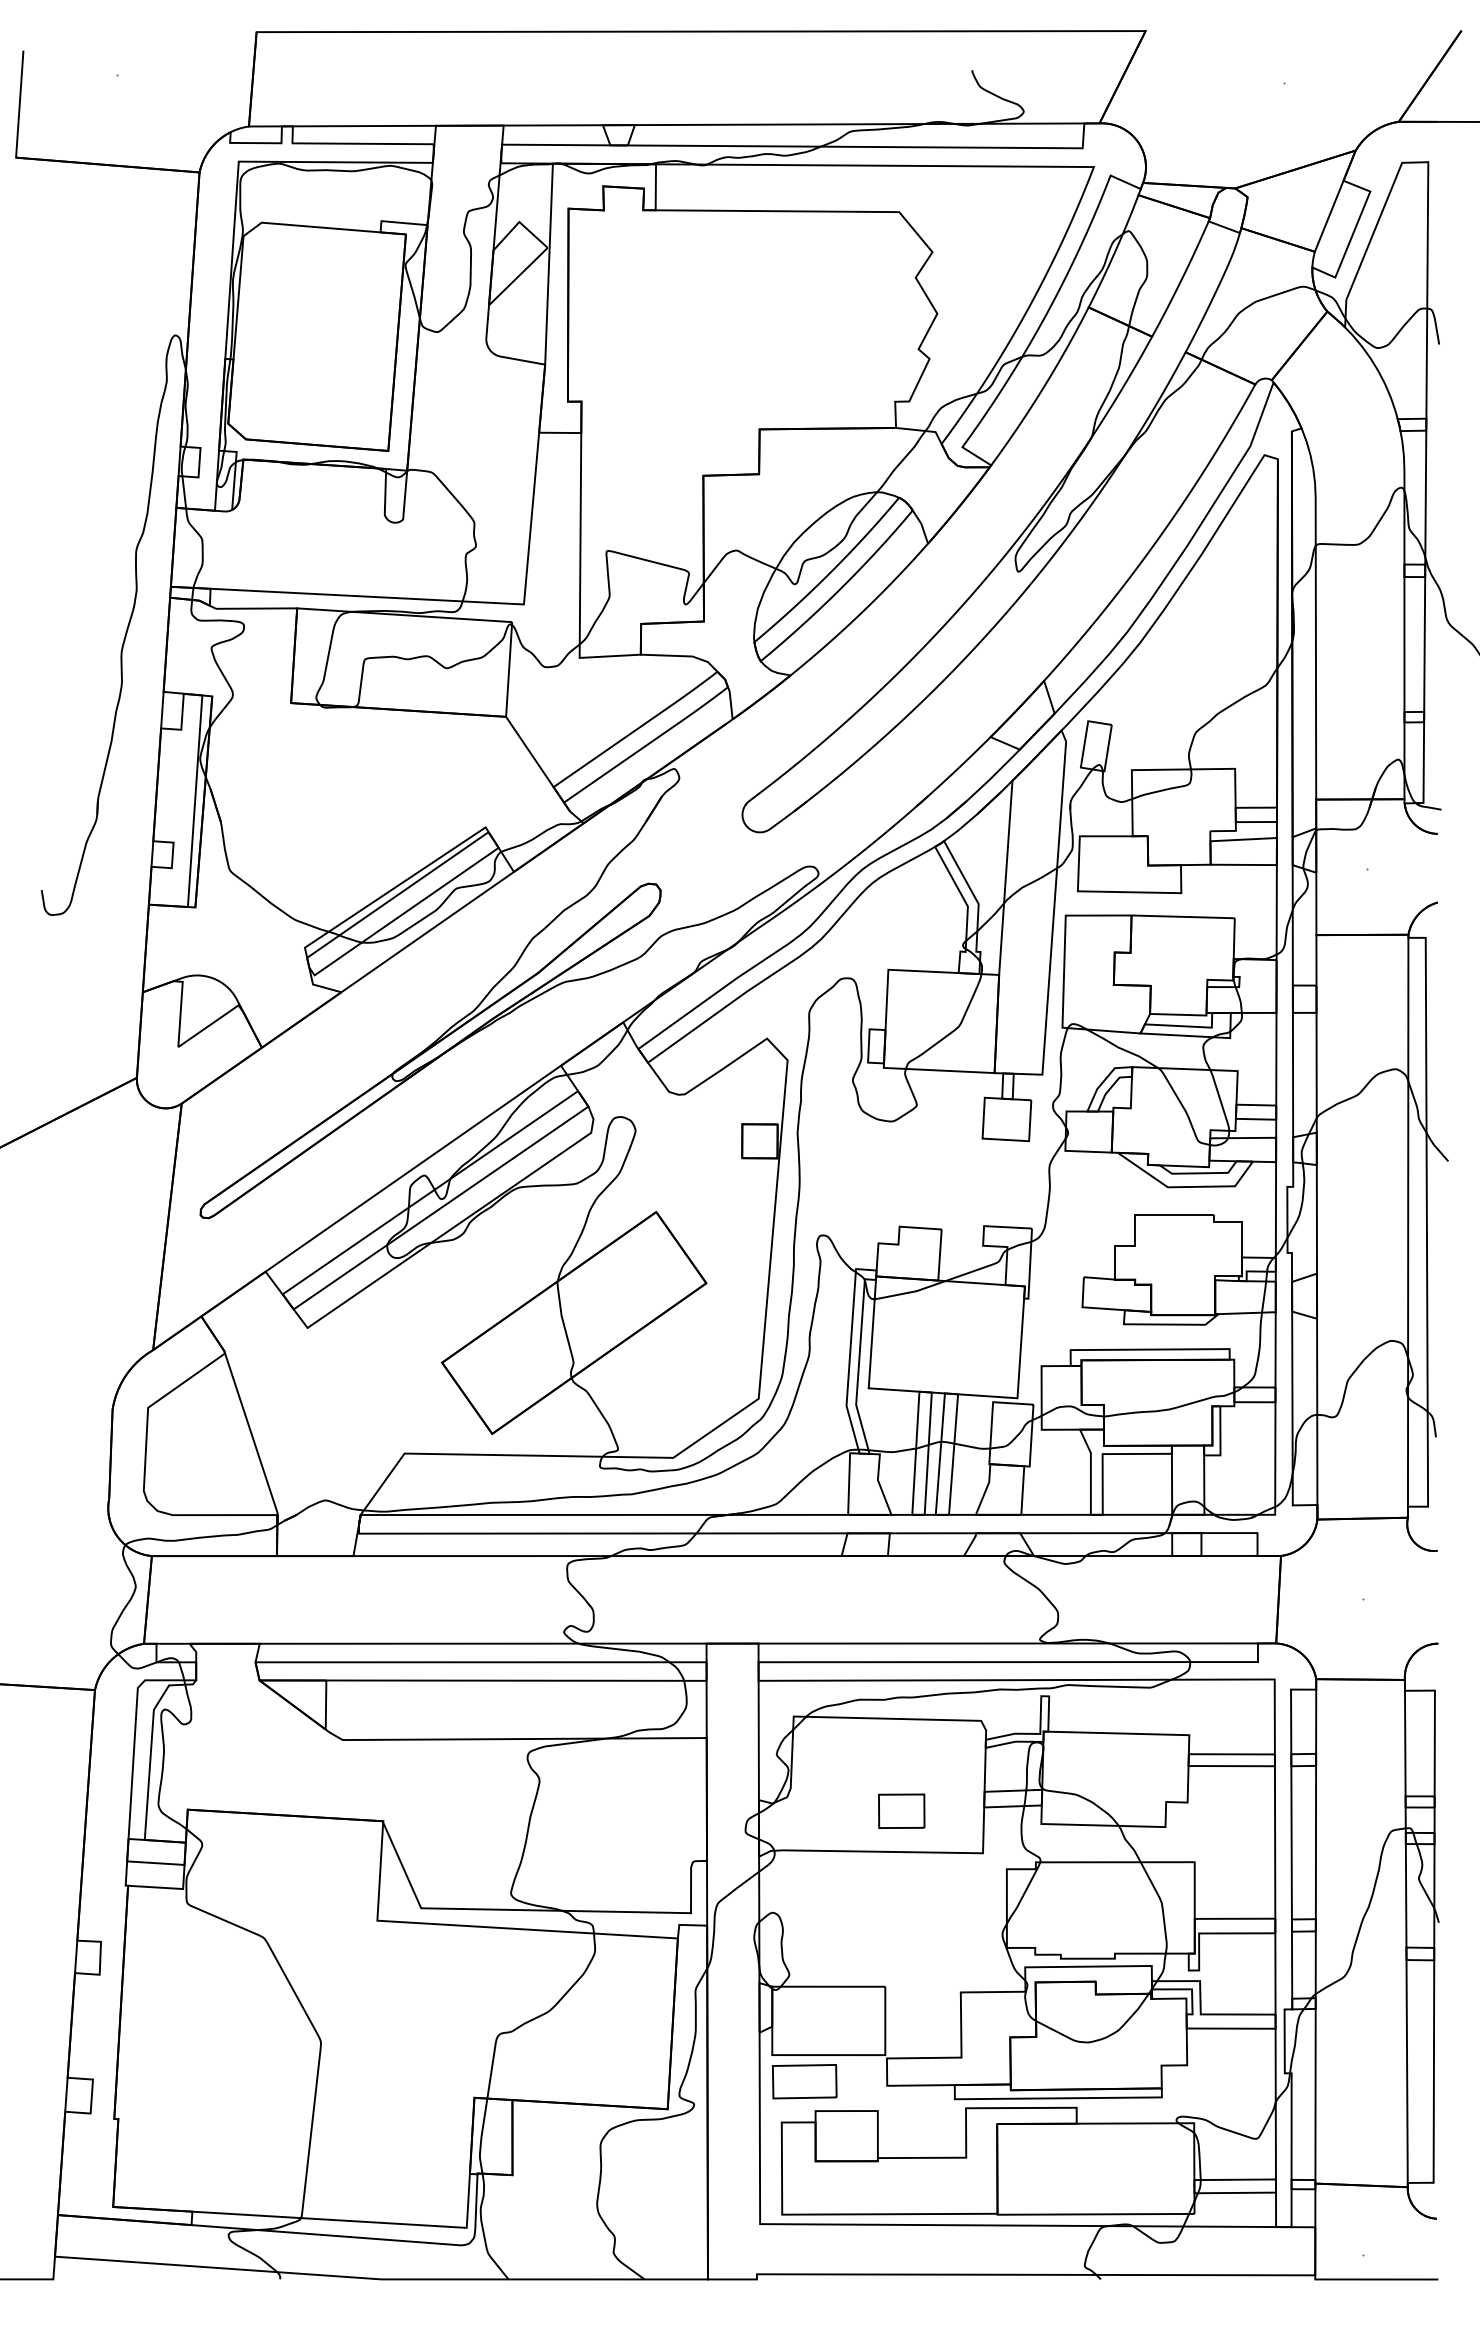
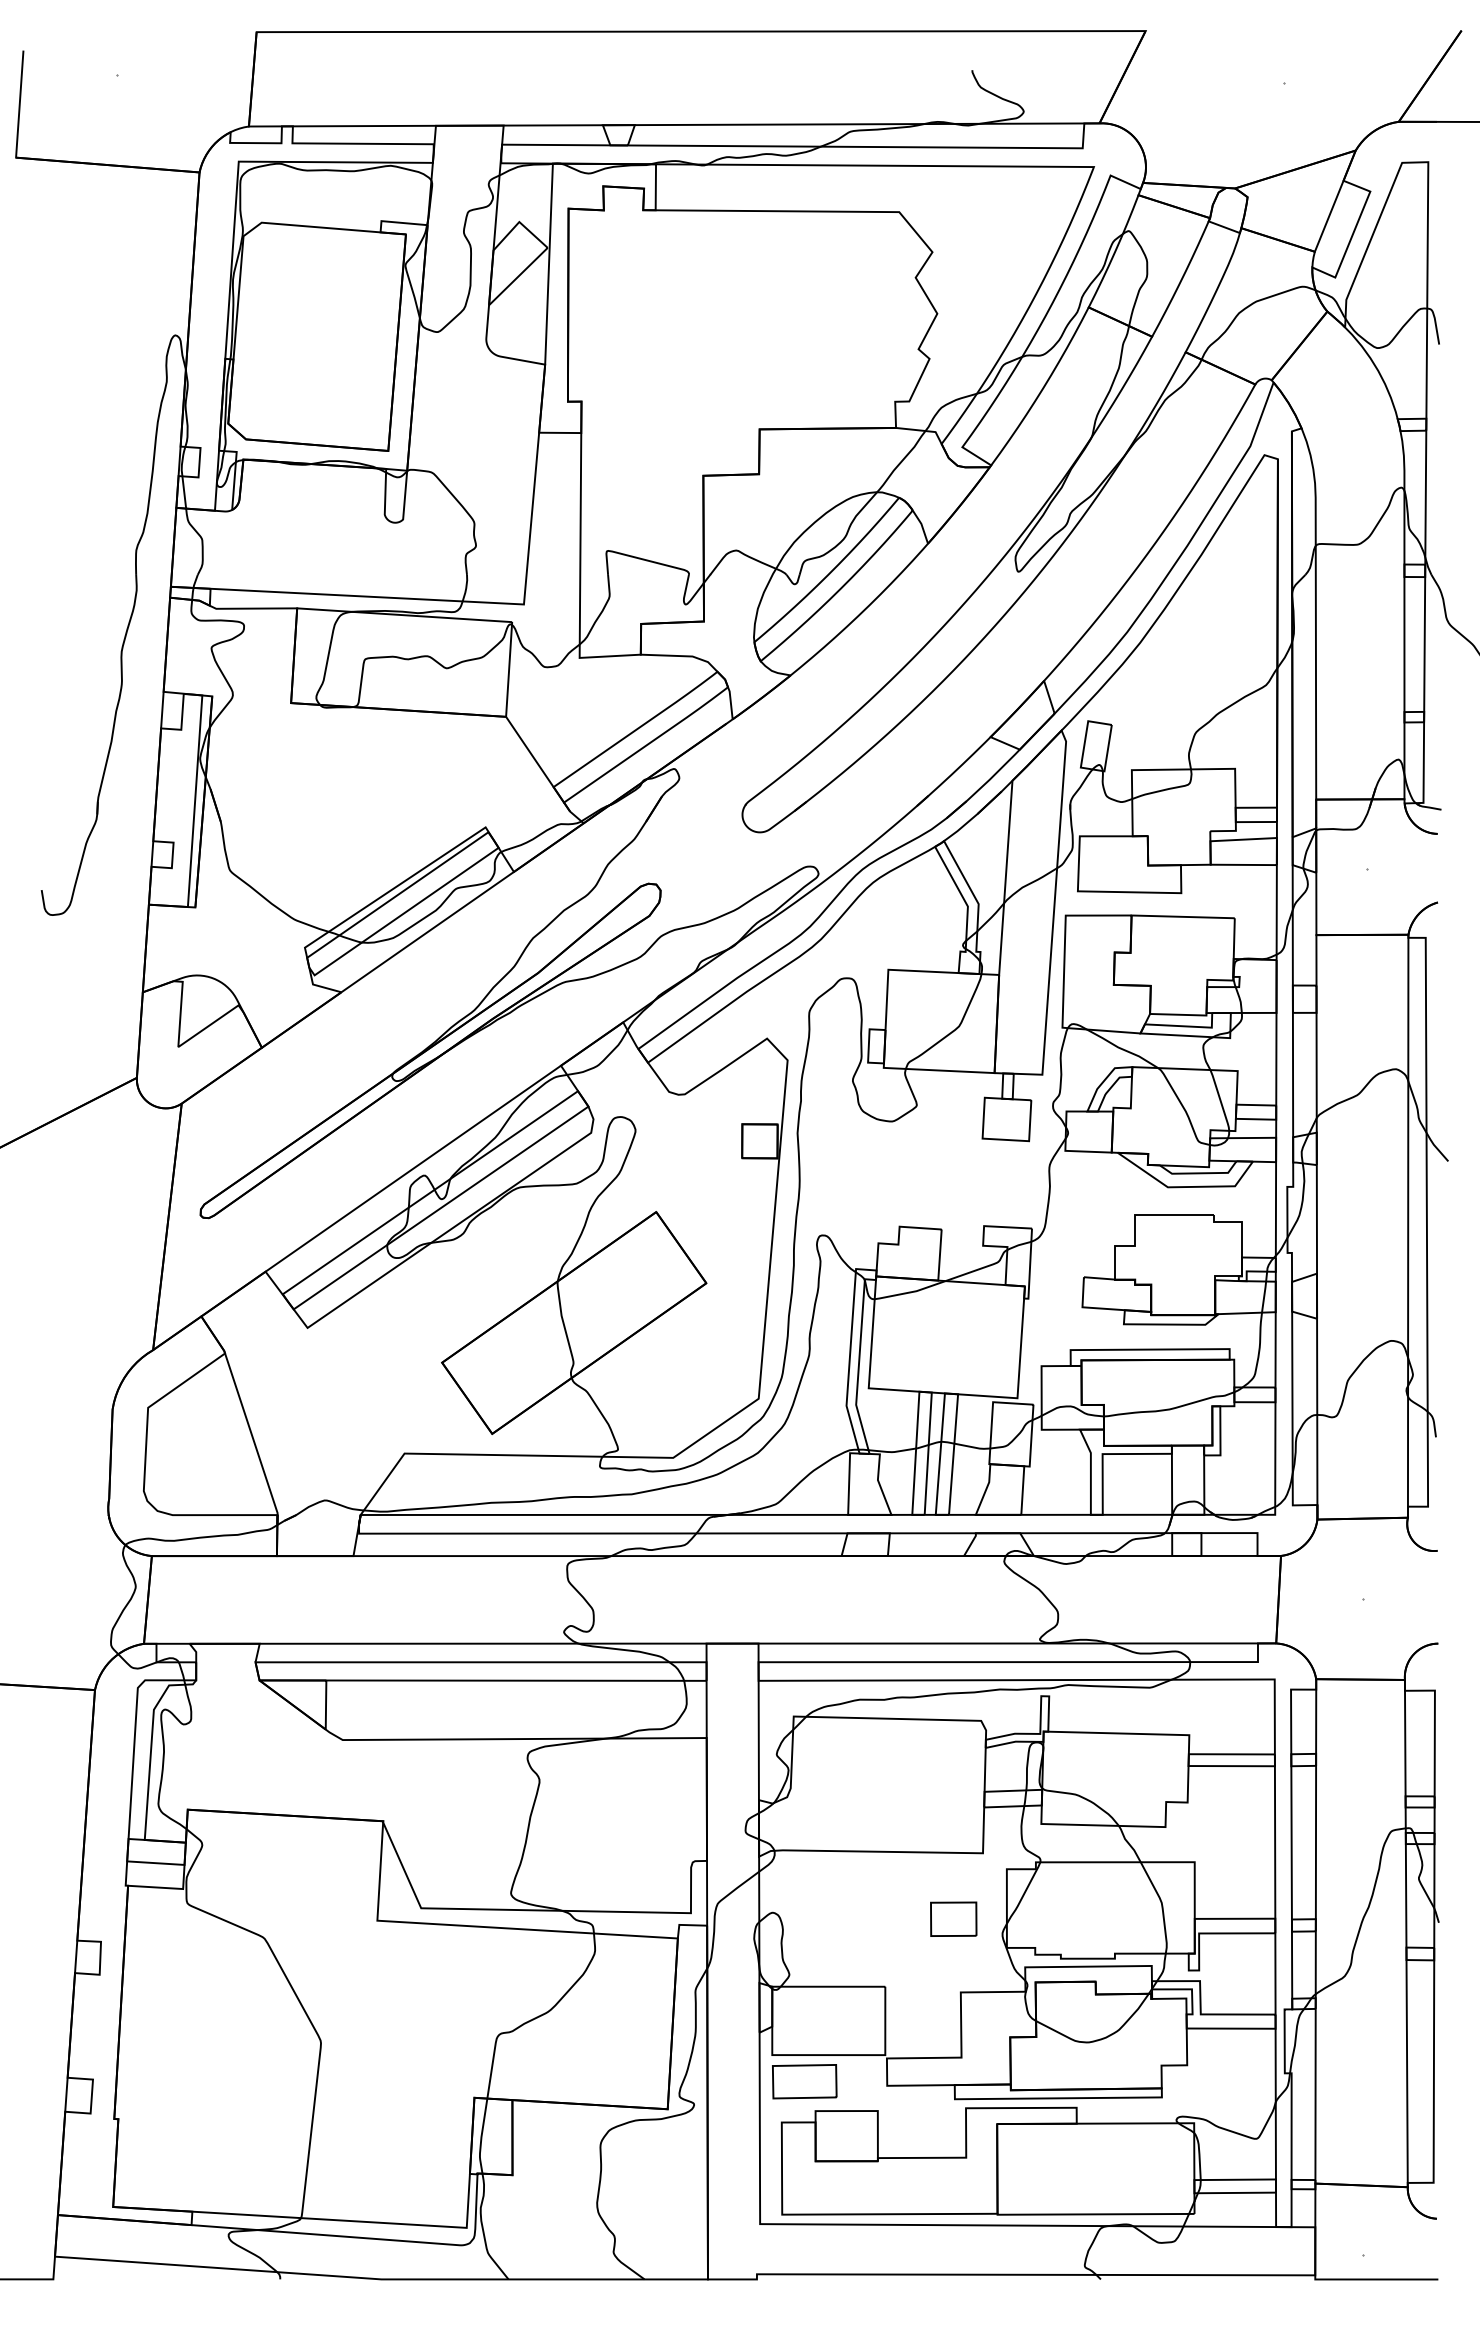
part position: (901, 1810) -> (953, 1918) (953, 1918)
